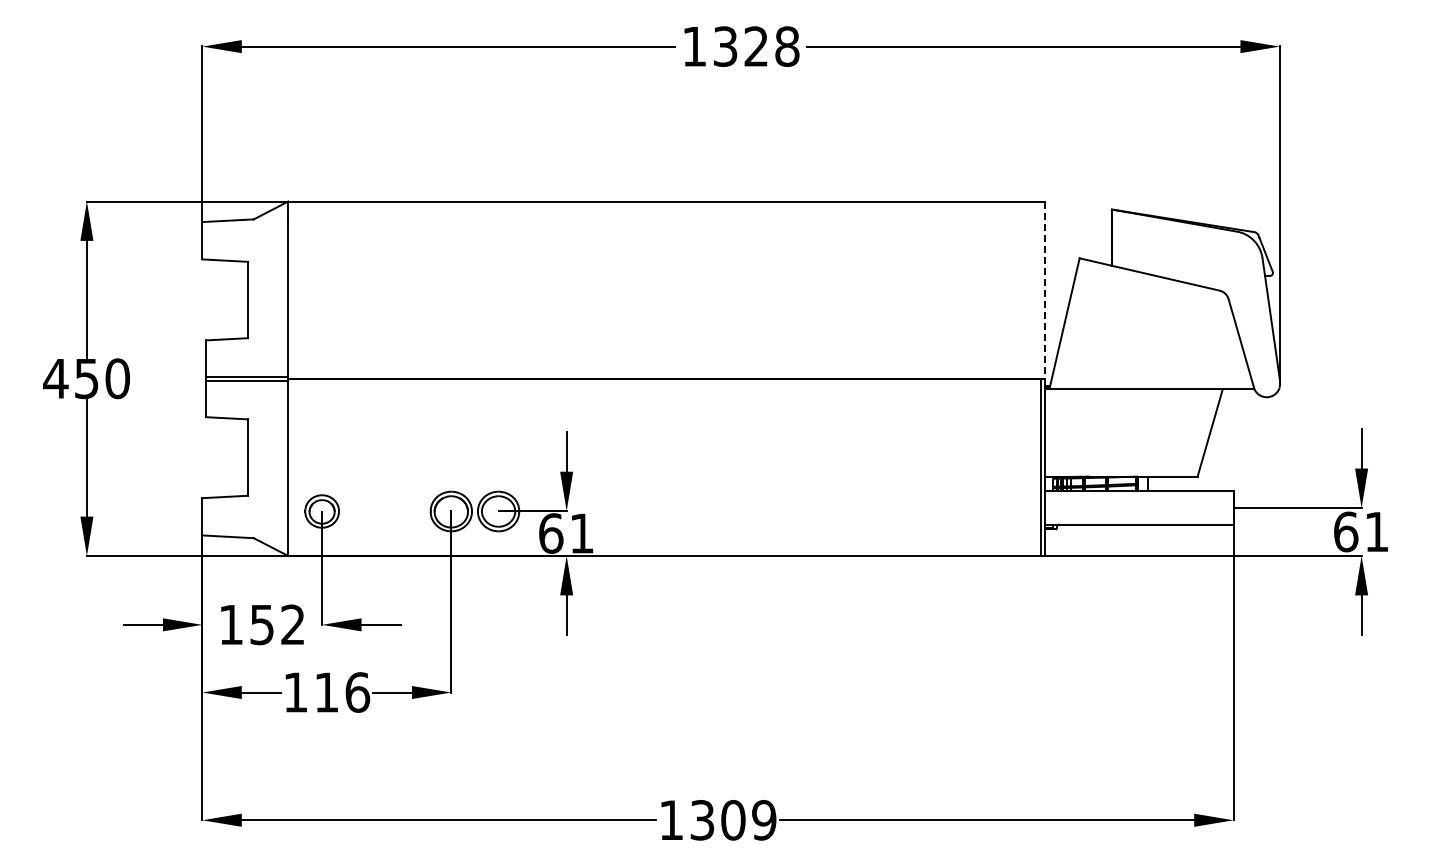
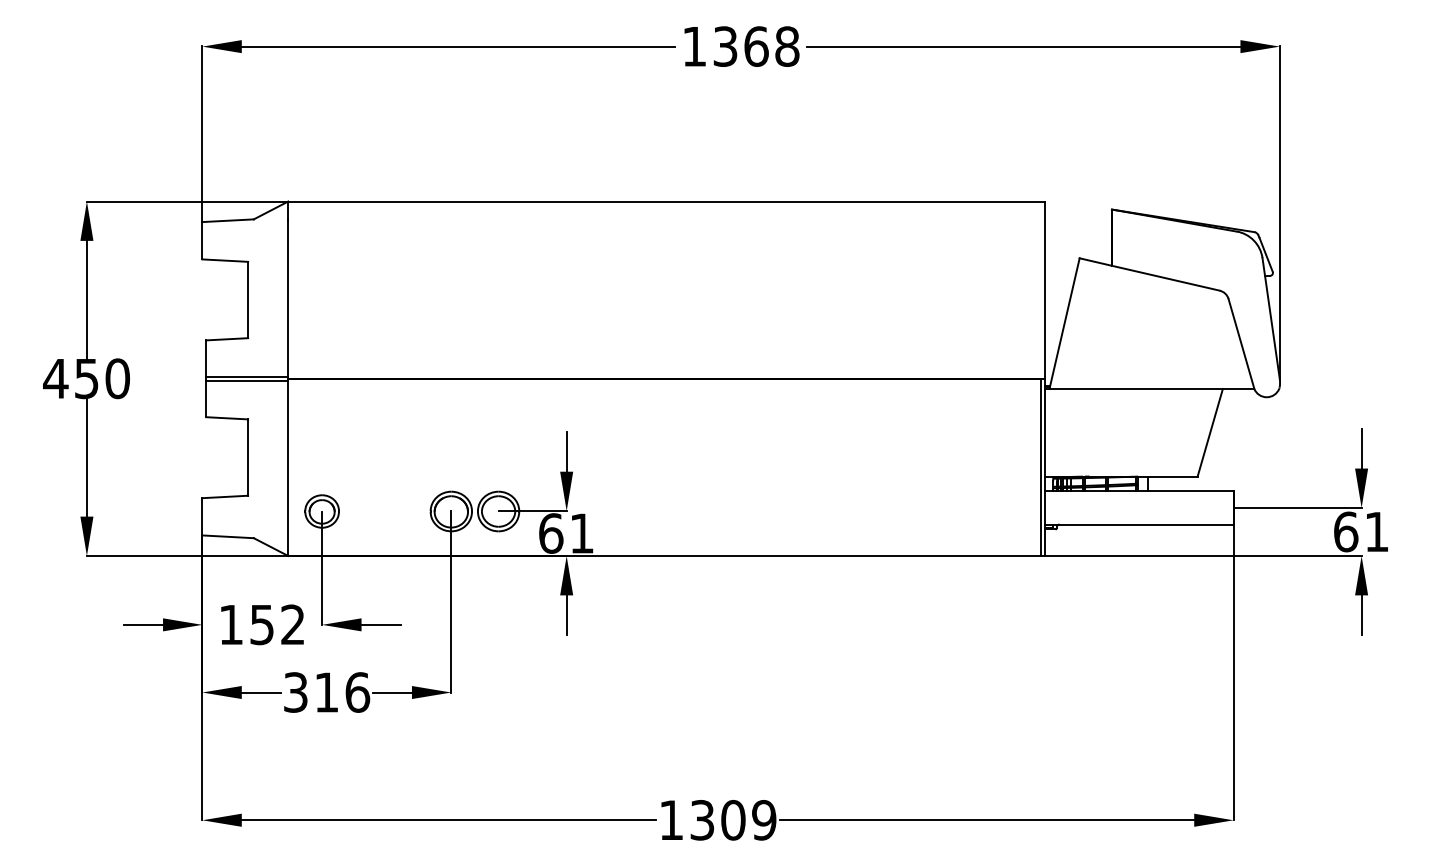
text: 1328 -> 1368 (756, 46)
line: dashed -> solid (1045, 290)
text: 116 -> 316 (295, 692)
